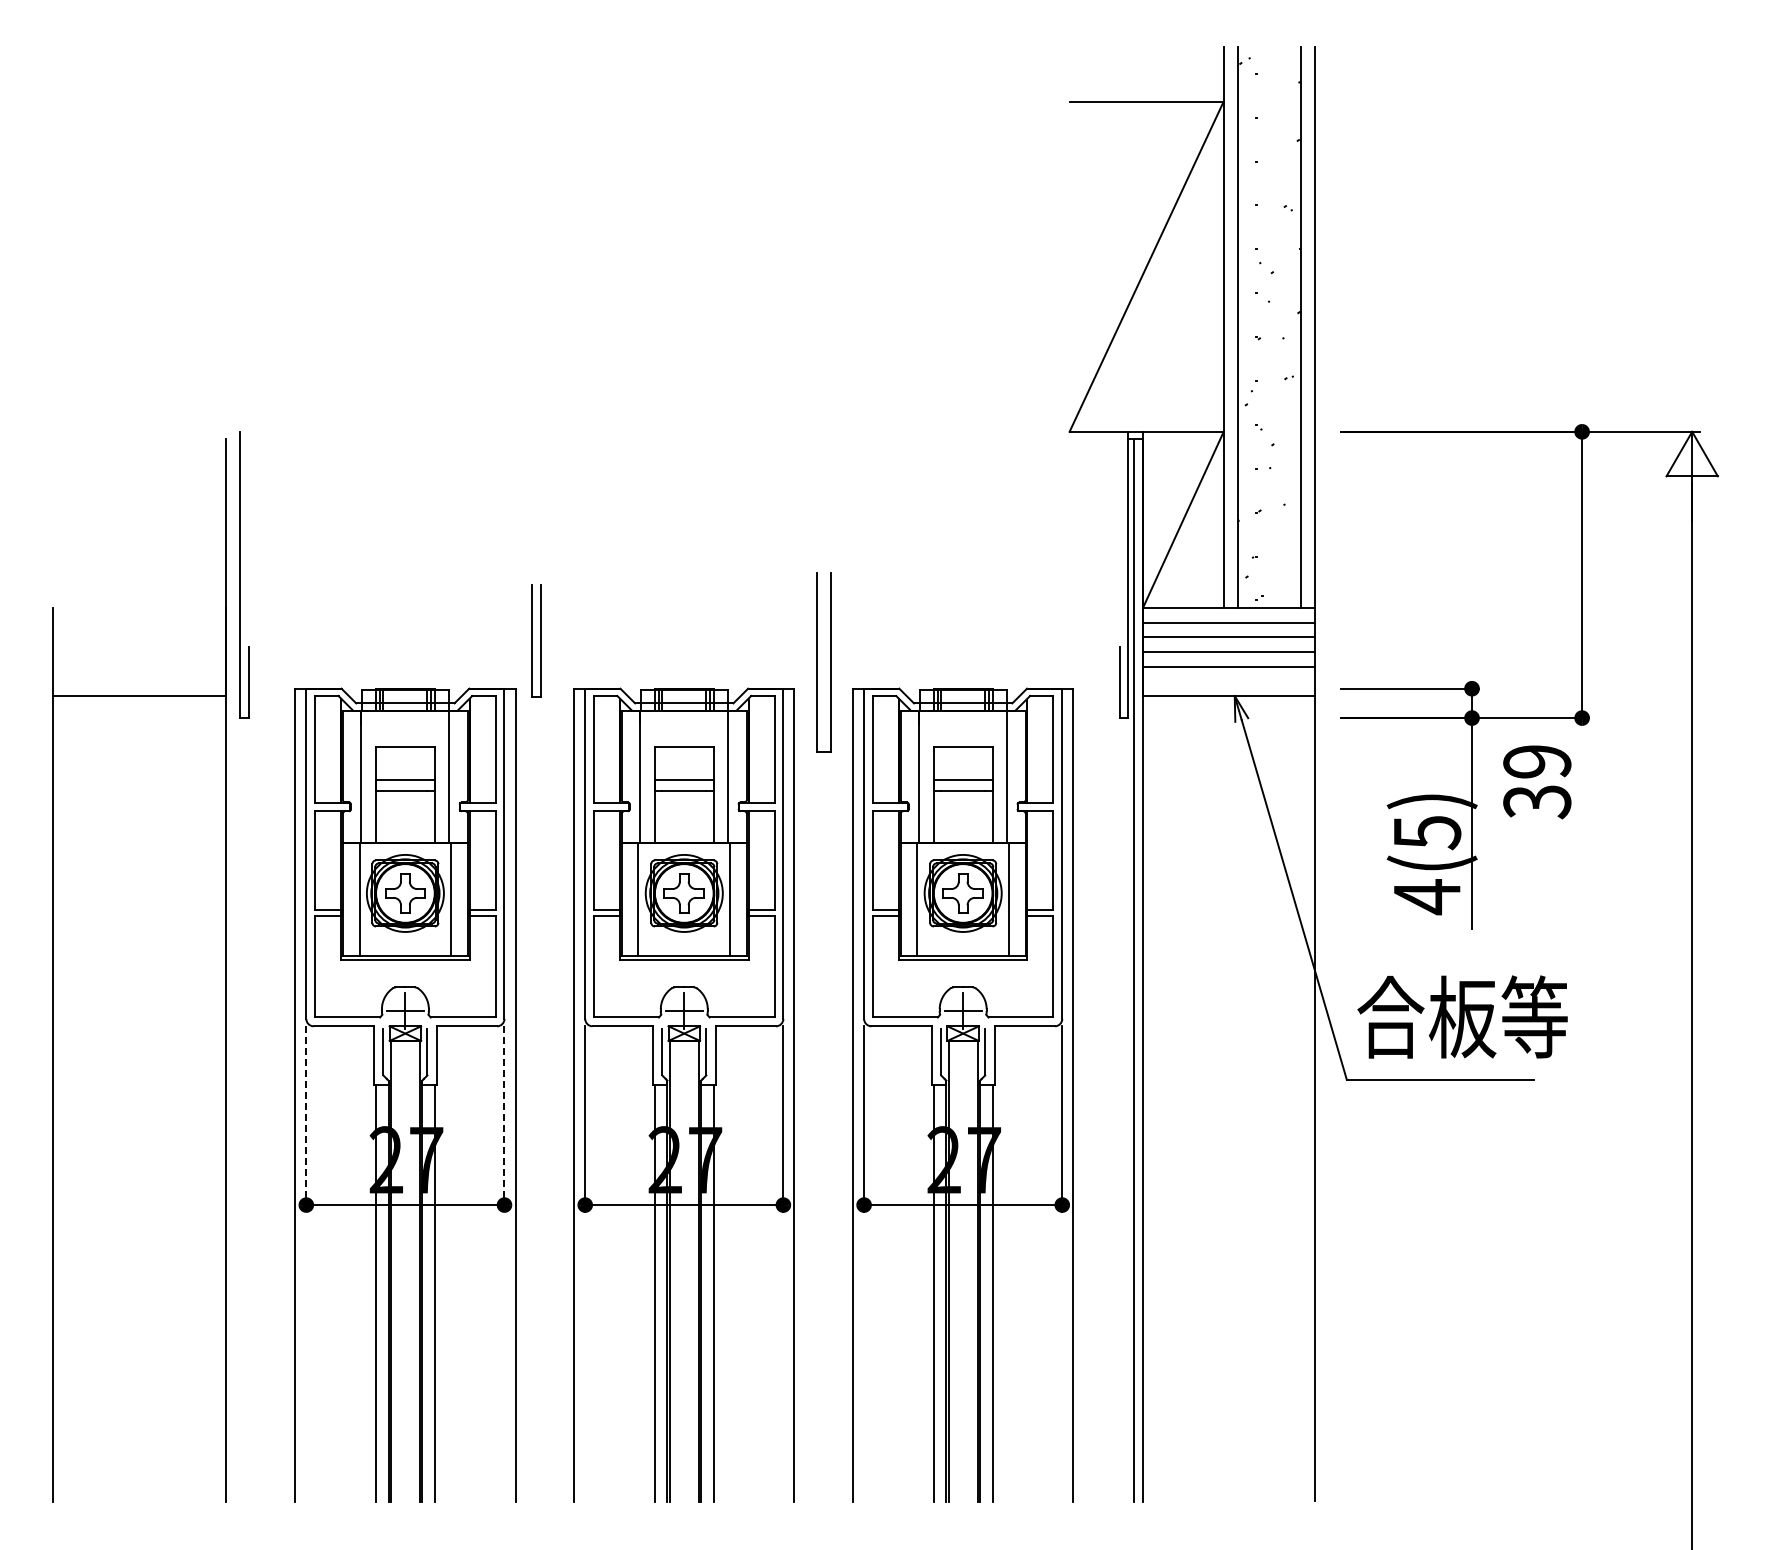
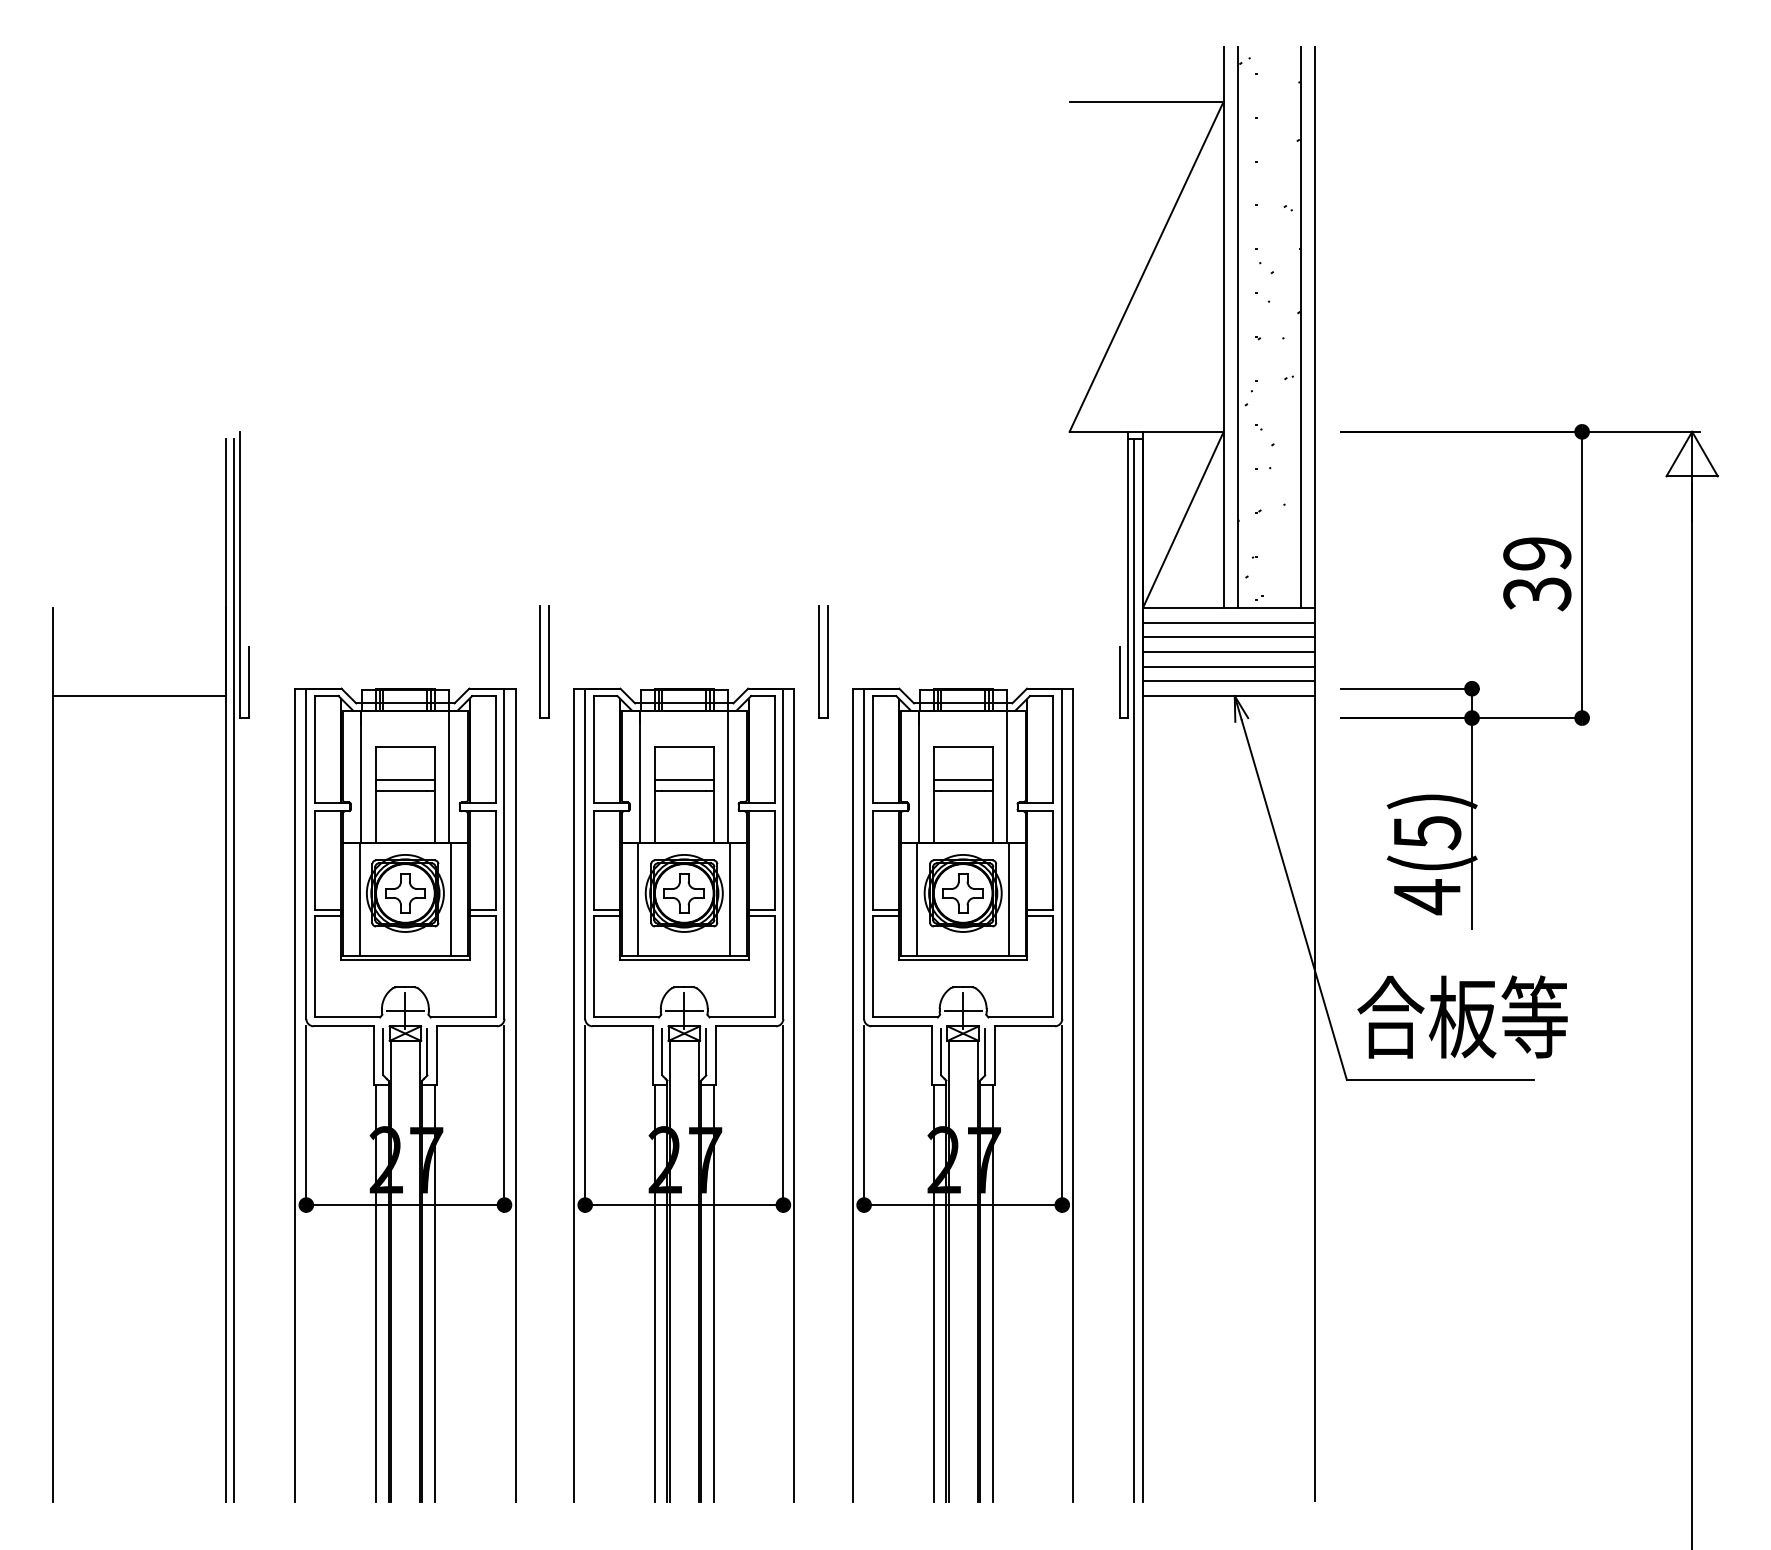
part position: (536, 640) -> (544, 661) (544, 661)
part size: 16x181 px -> 11x114 px (823, 661)
line: none -> present (1229, 681)
text position: (1537, 782) -> (1537, 574) (1537, 574)
line: none -> present (234, 970)
line: dashed -> solid (306, 1119)
line: dashed -> solid (504, 1119)
